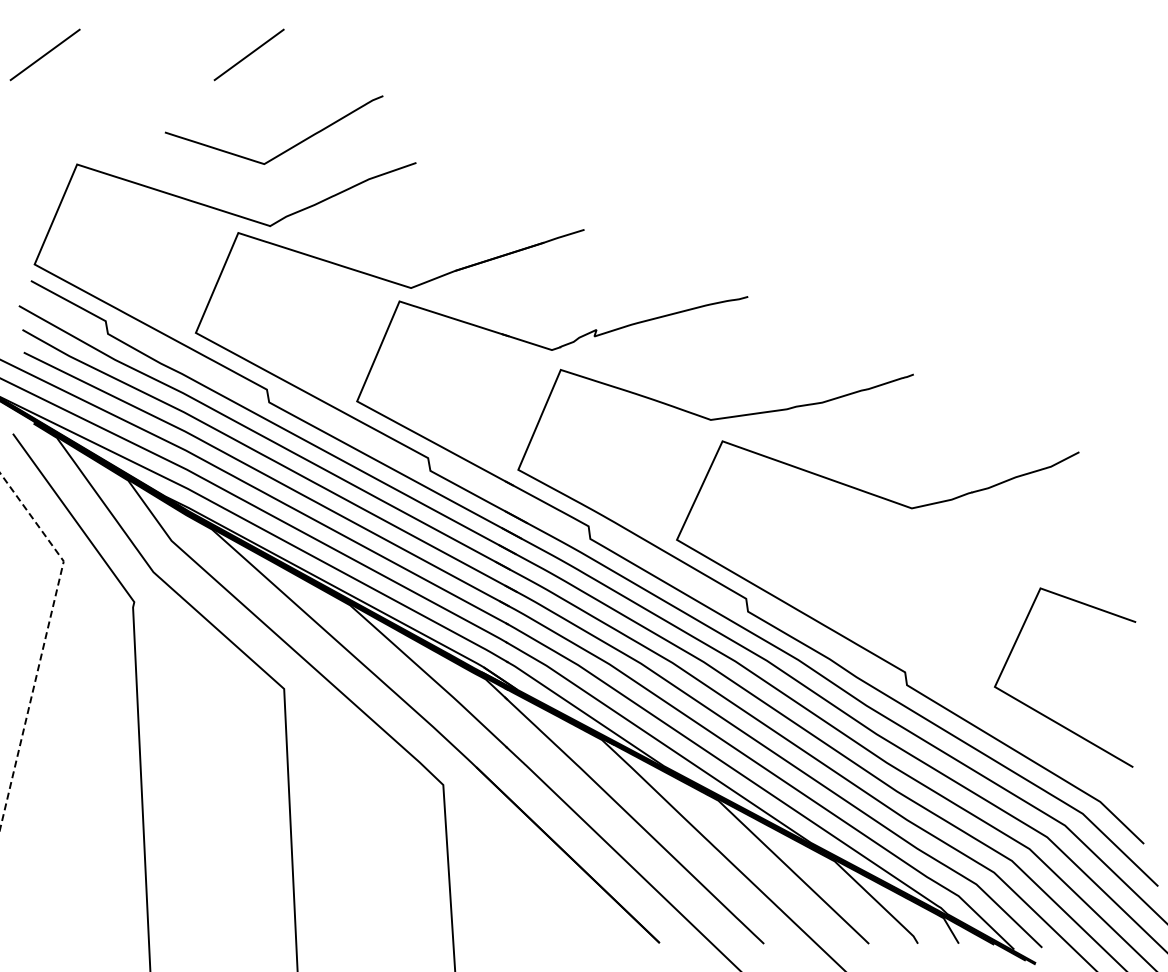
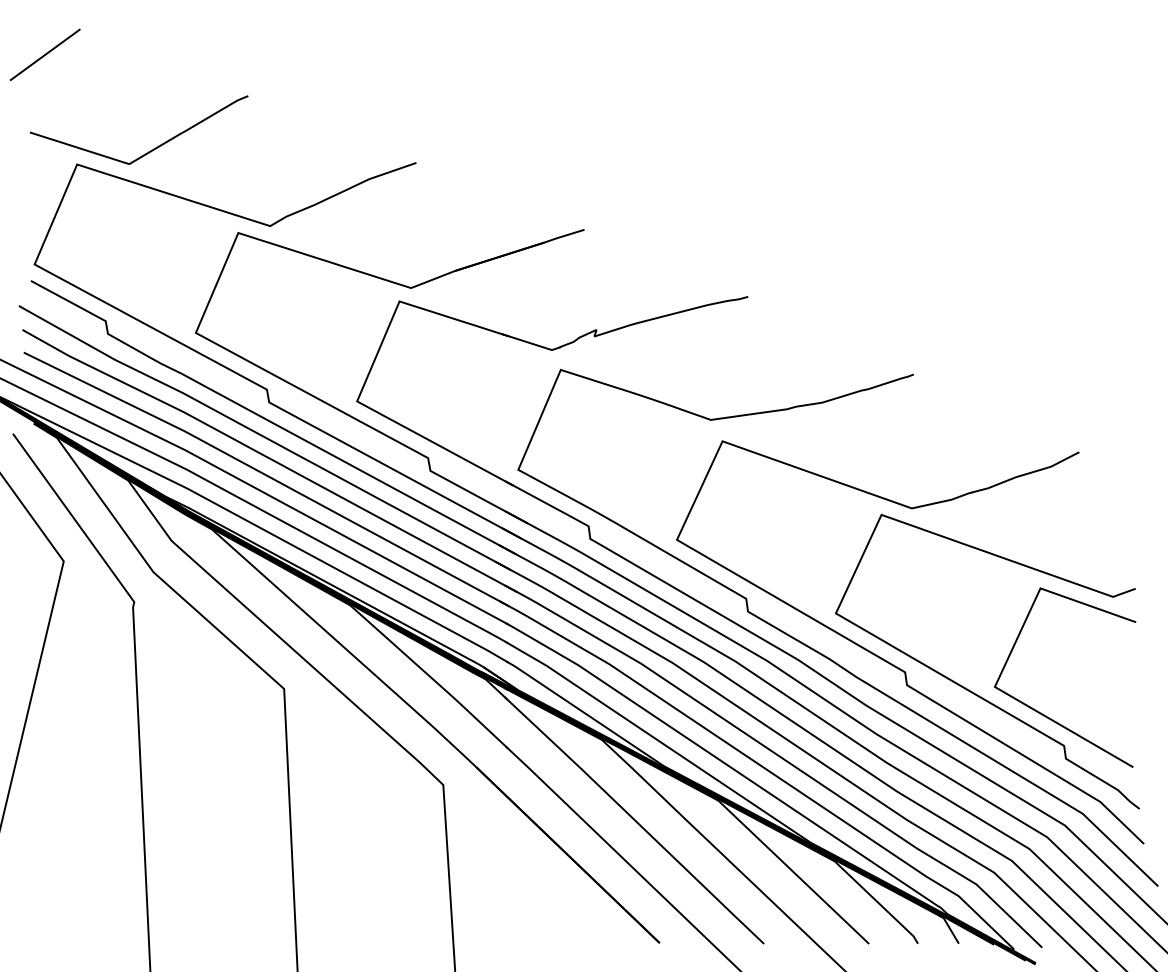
line: present -> none (248, 54)
curve position: (286, 149) -> (151, 149) (151, 149)
line: dashed -> solid (44, 642)
curve: none -> present (969, 689)
